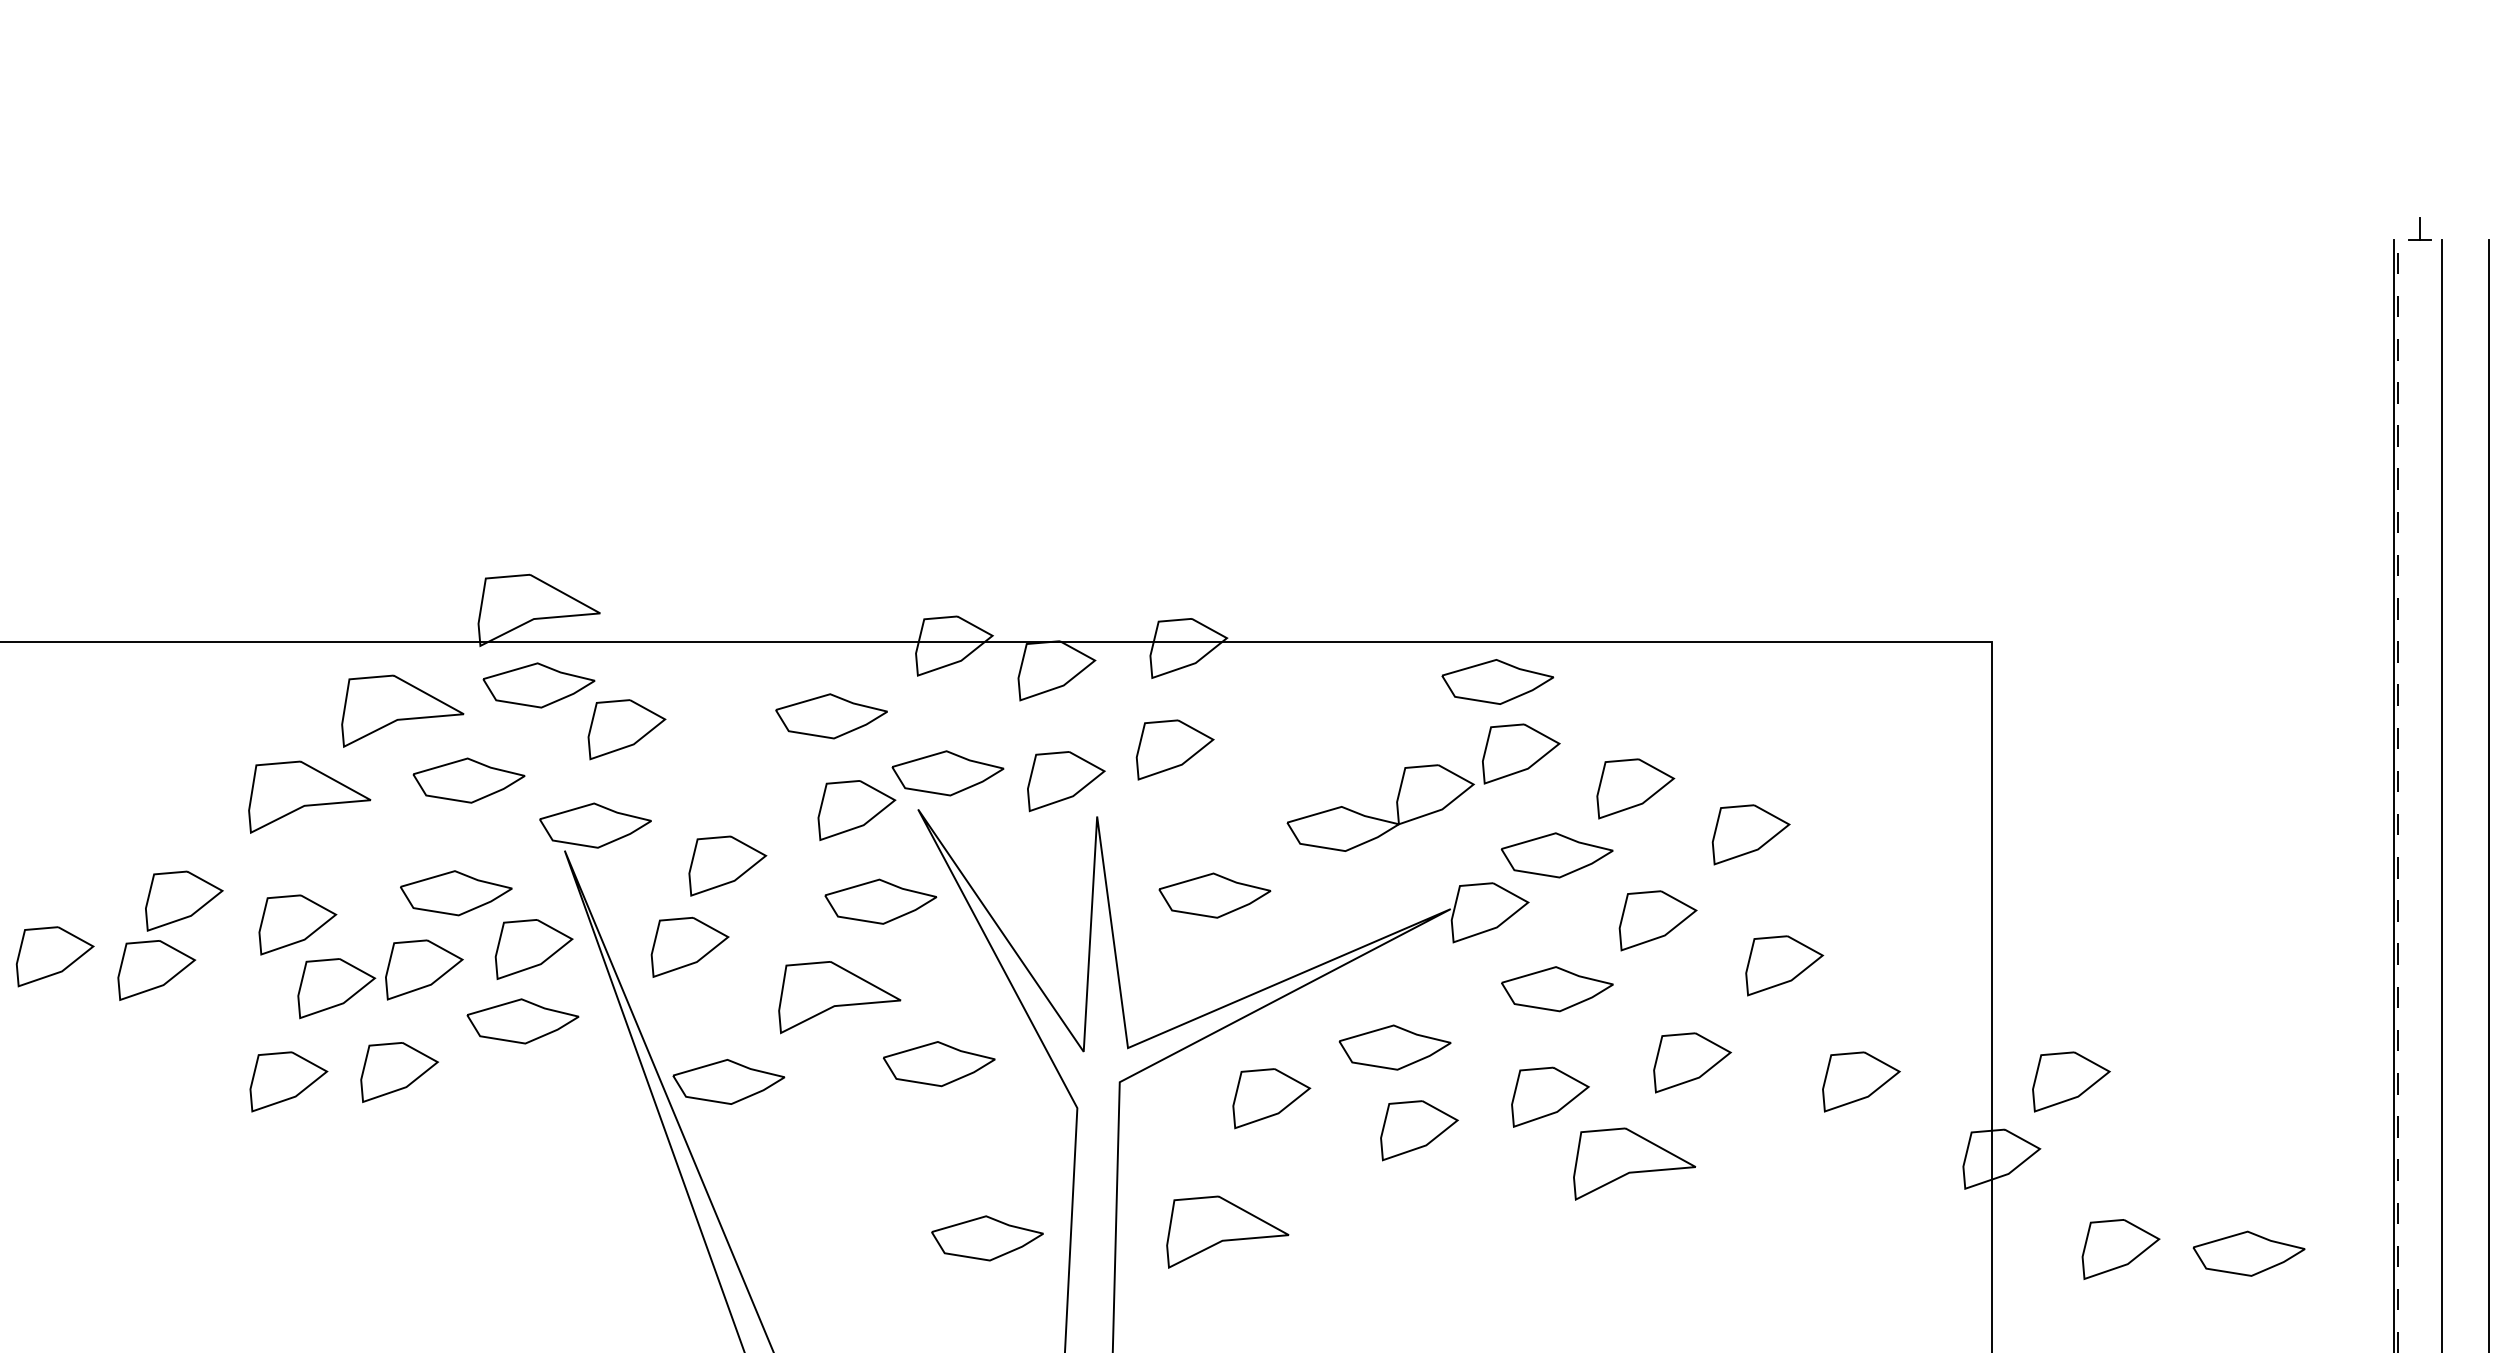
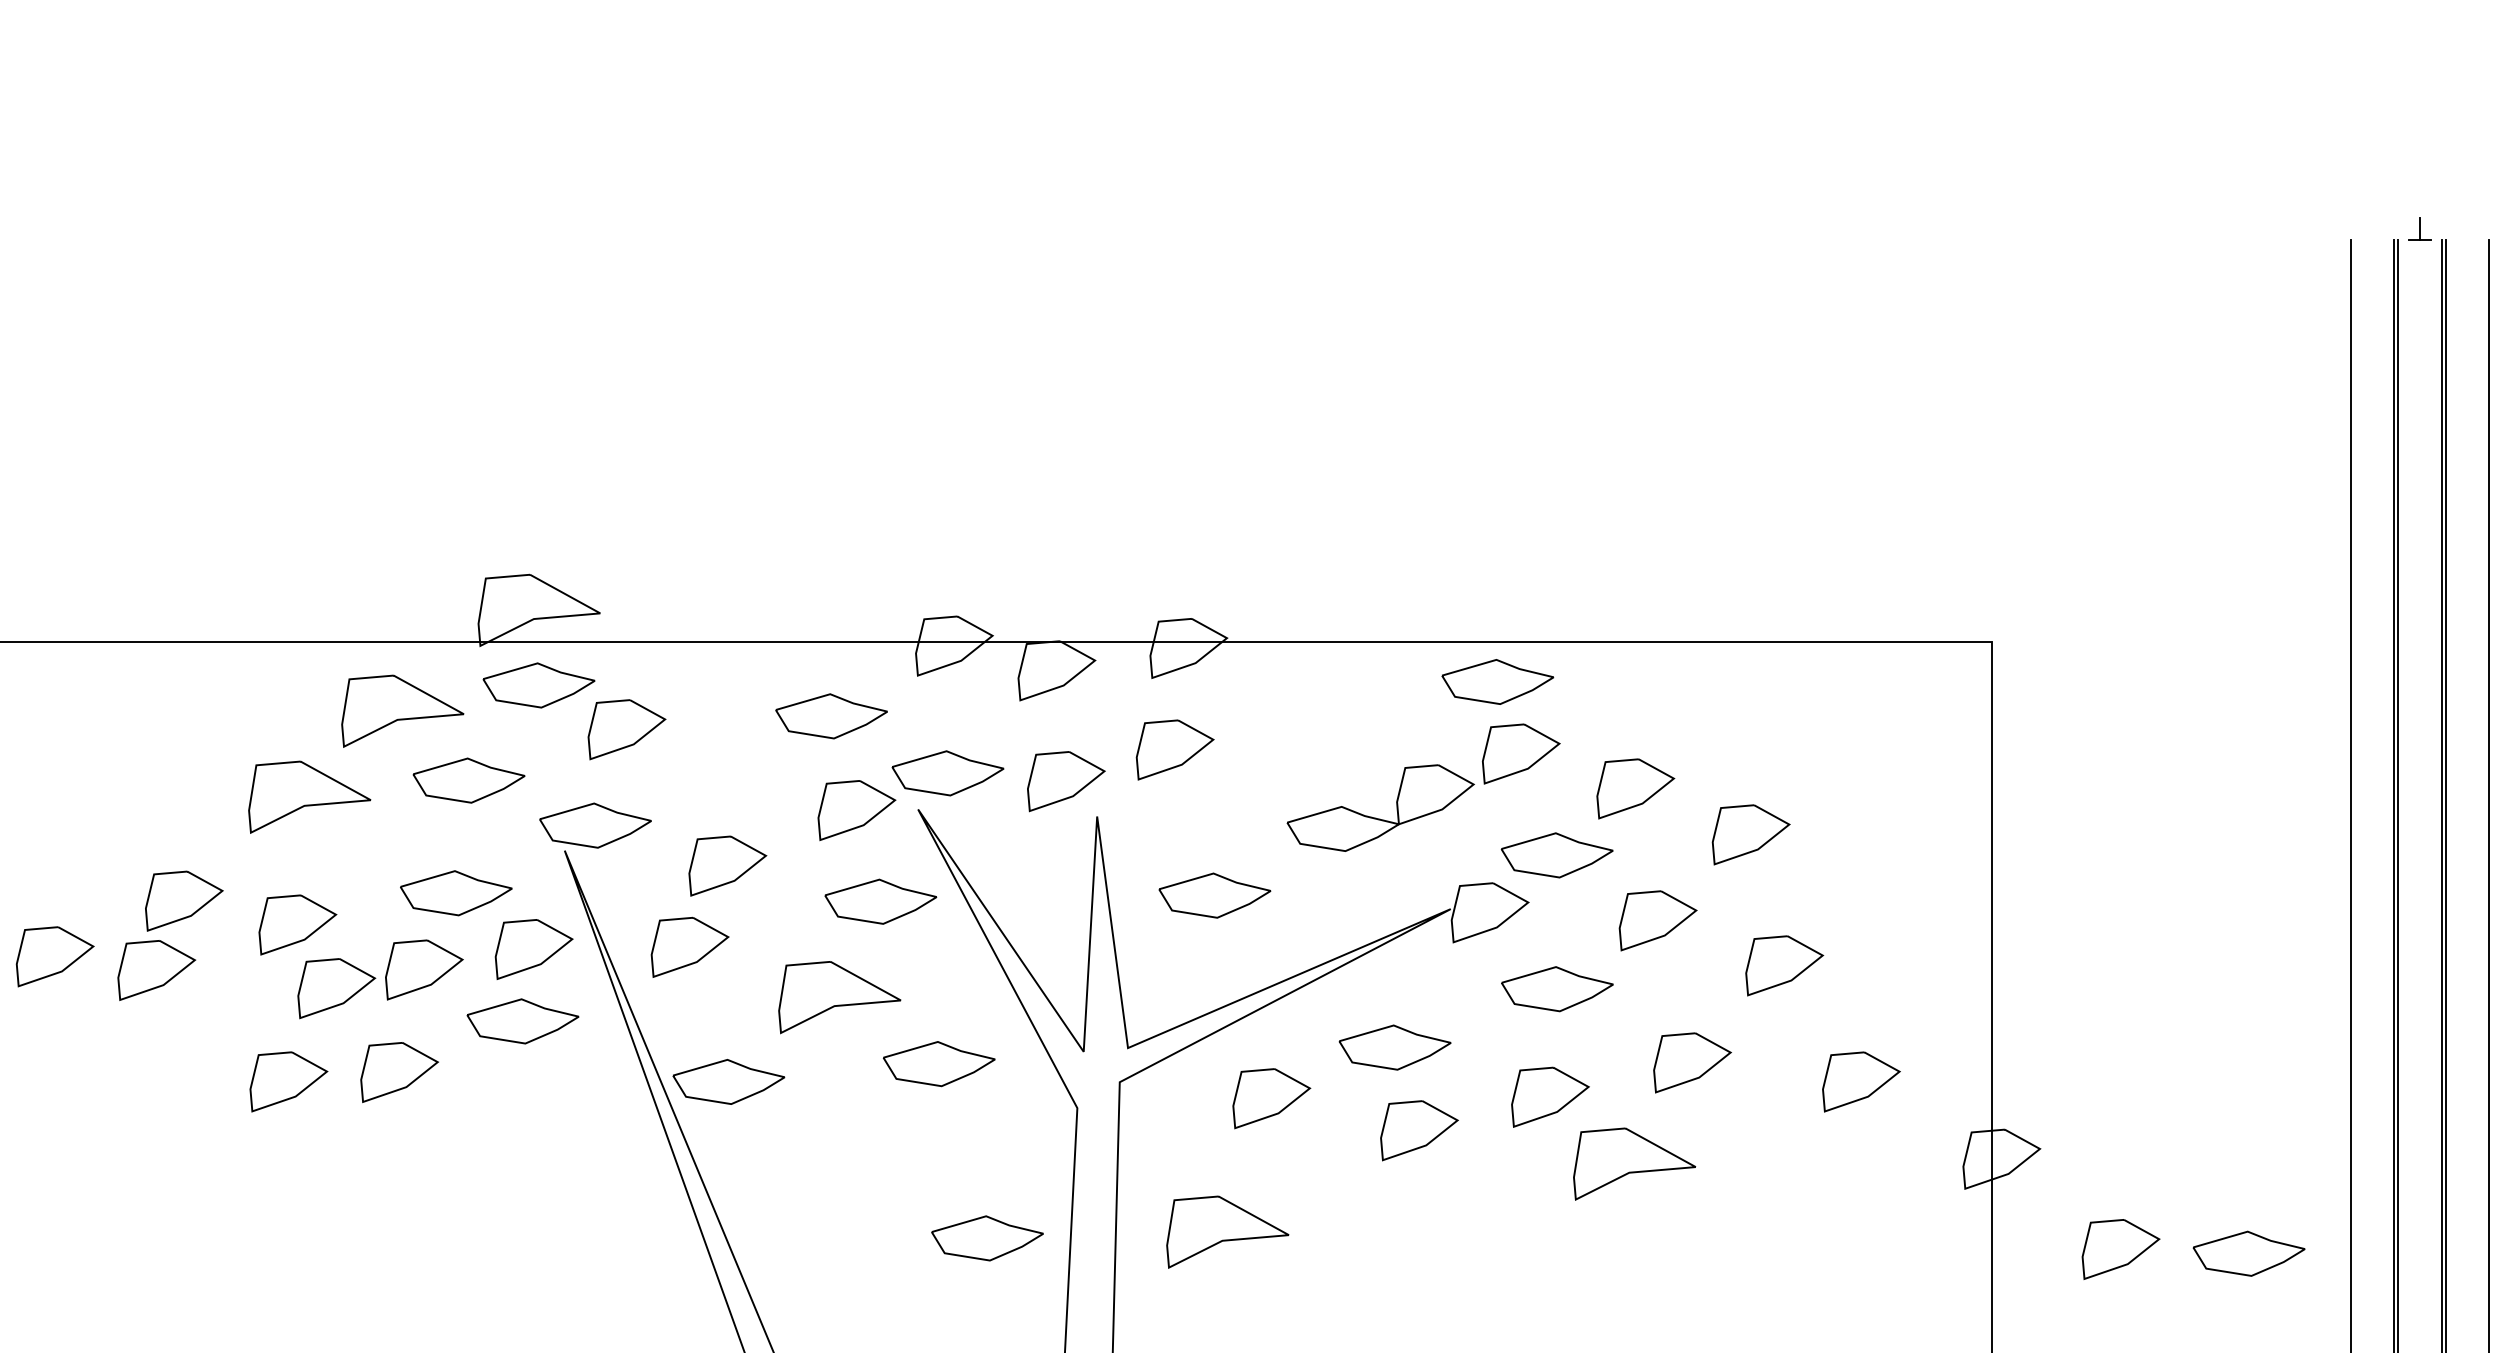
line: none -> present (2350, 794)
line: none -> present (2445, 794)
line: dashed -> solid (2398, 795)
part: present -> none (2071, 1081)
